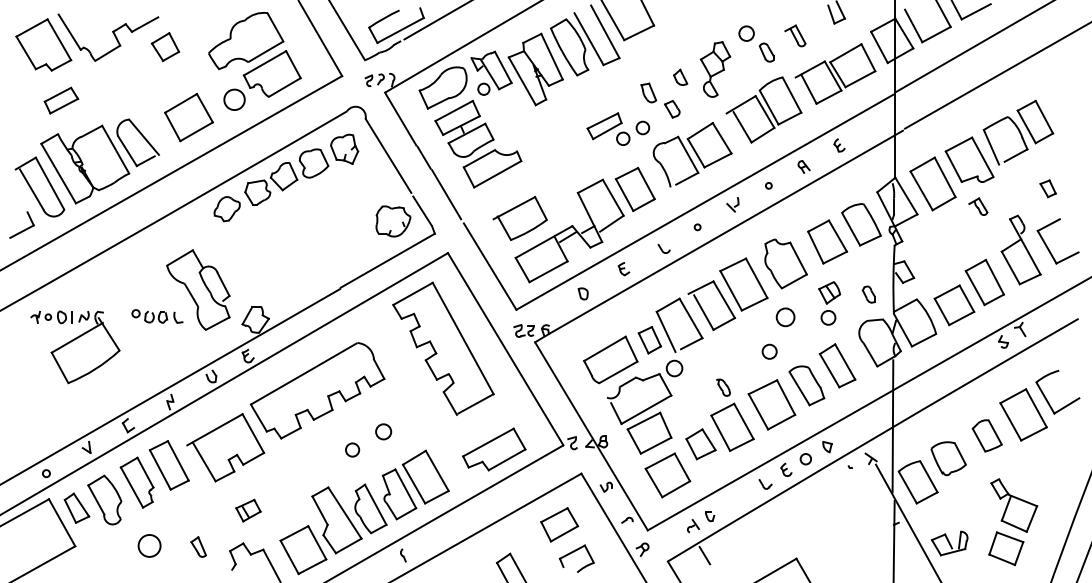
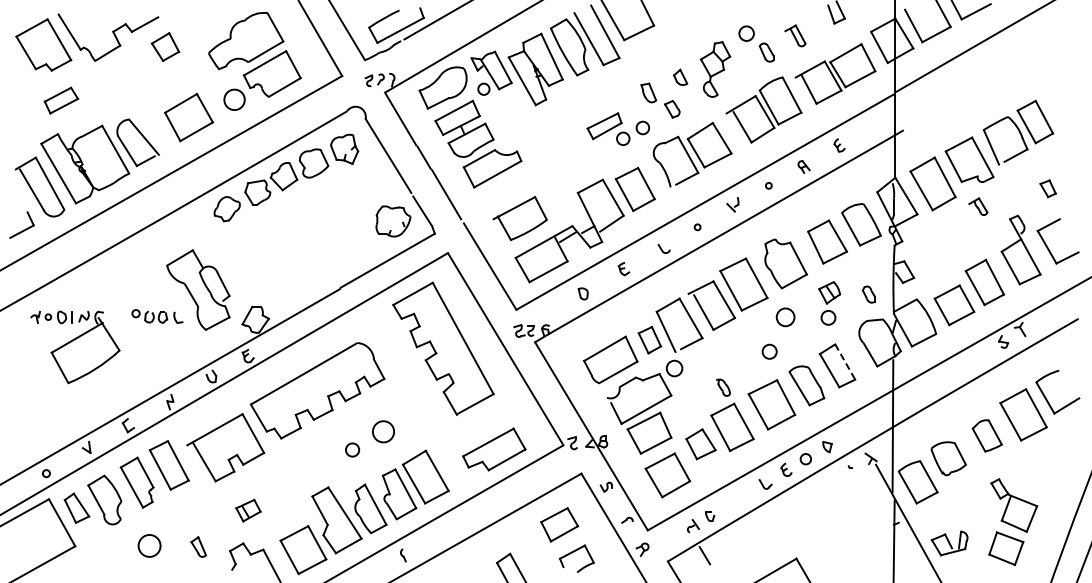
line: present -> none (996, 76)
line: solid -> dashed (845, 362)
circle size: 18x18 px -> 23x24 px (383, 431)
